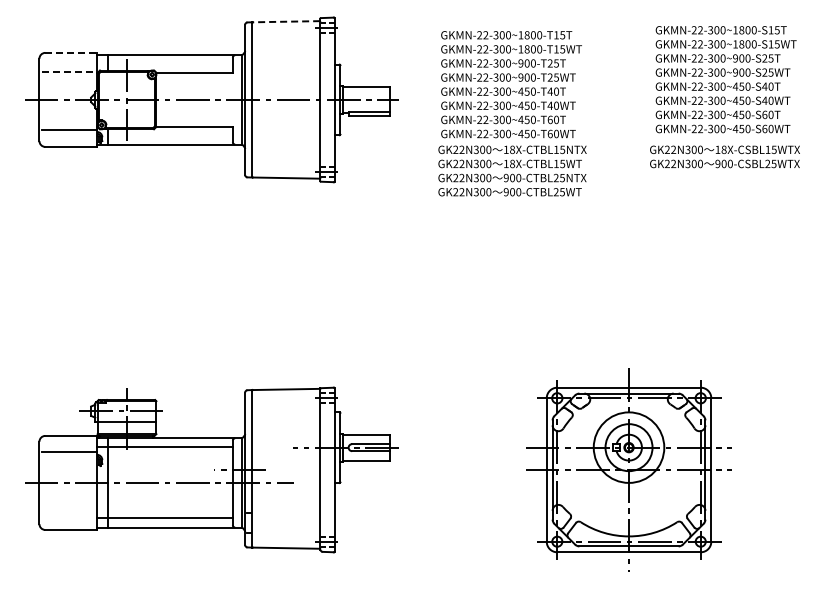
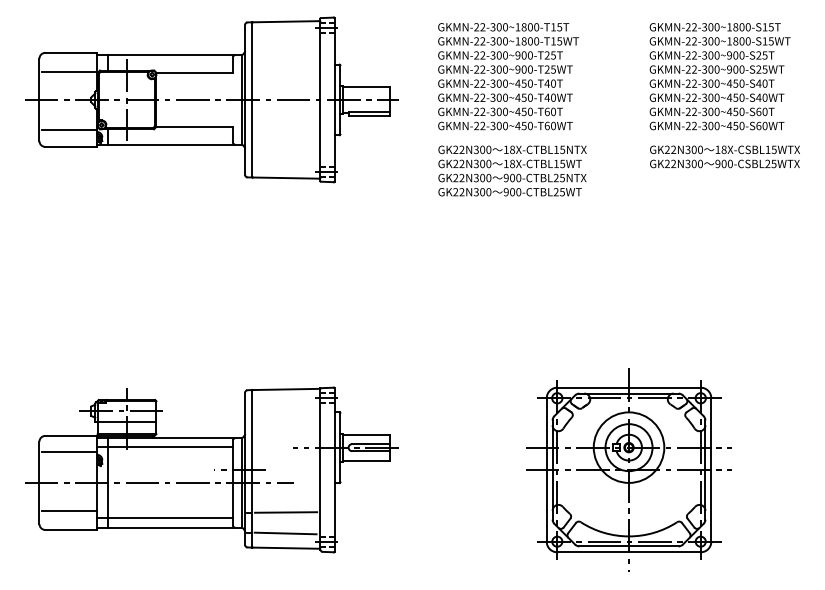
line: dashed -> solid (286, 21)
line: dashed -> solid (71, 52)
line: dashed -> solid (70, 71)
text position: (725, 79) -> (719, 76) (719, 76)
text position: (511, 84) -> (508, 76) (508, 76)
line: none -> present (69, 511)
line: none -> present (286, 512)
line: none -> present (285, 533)
